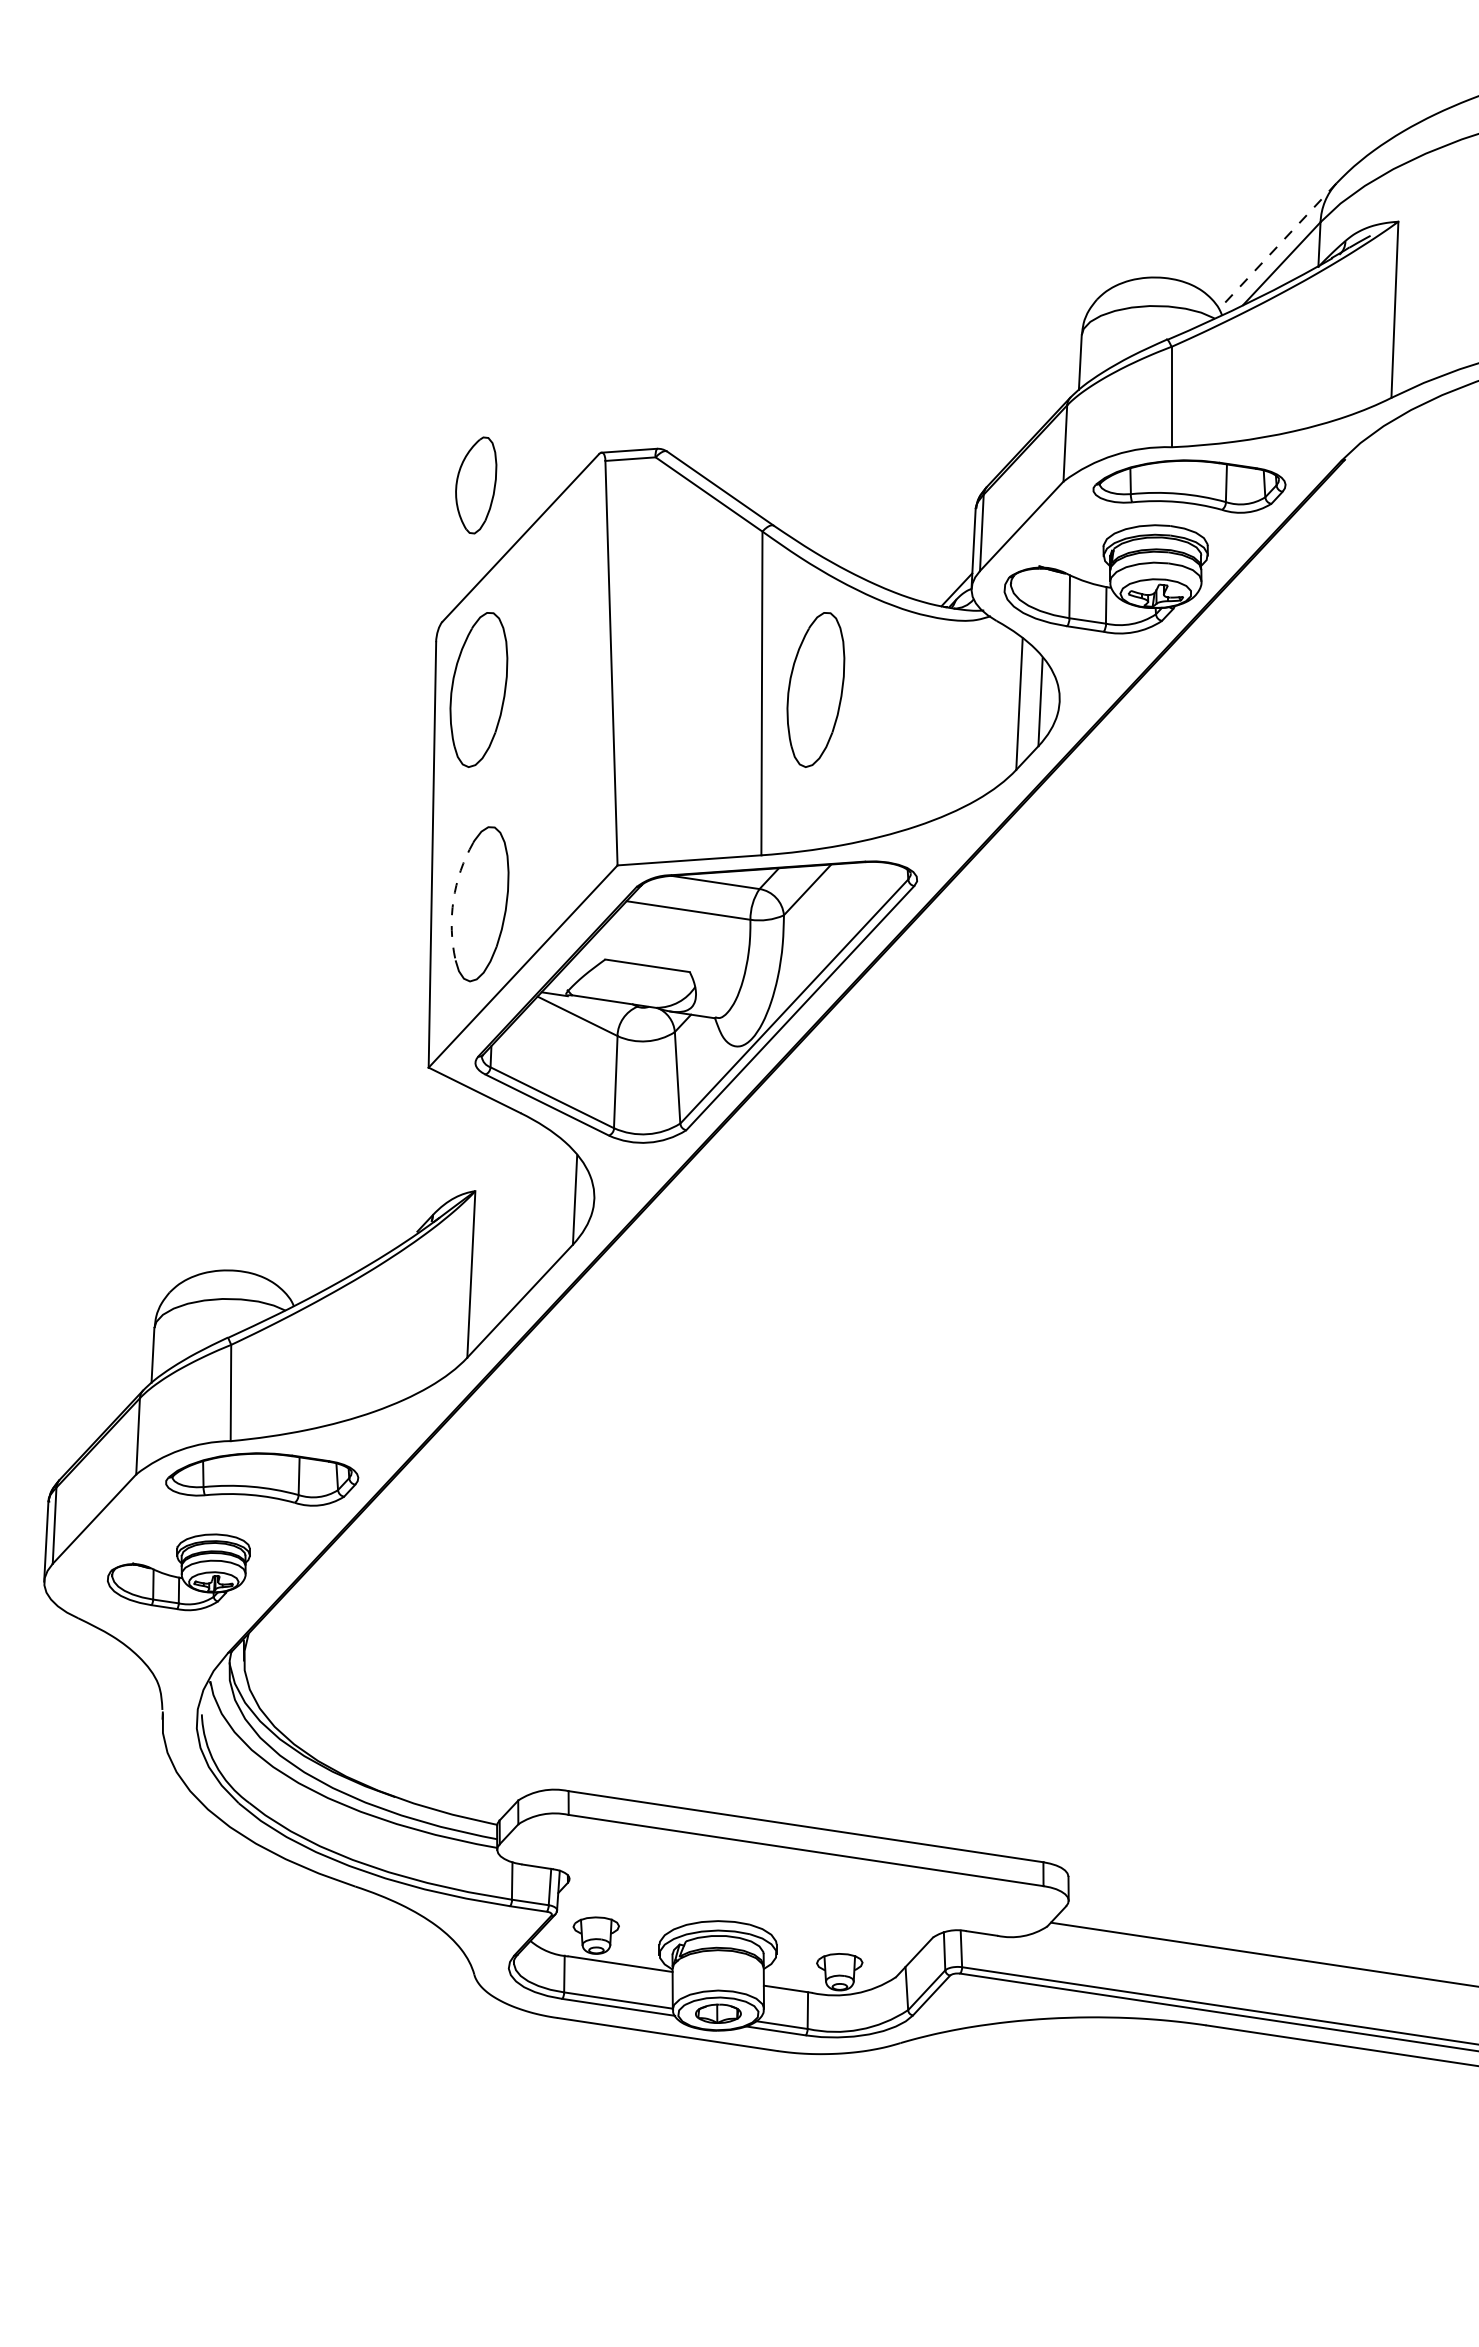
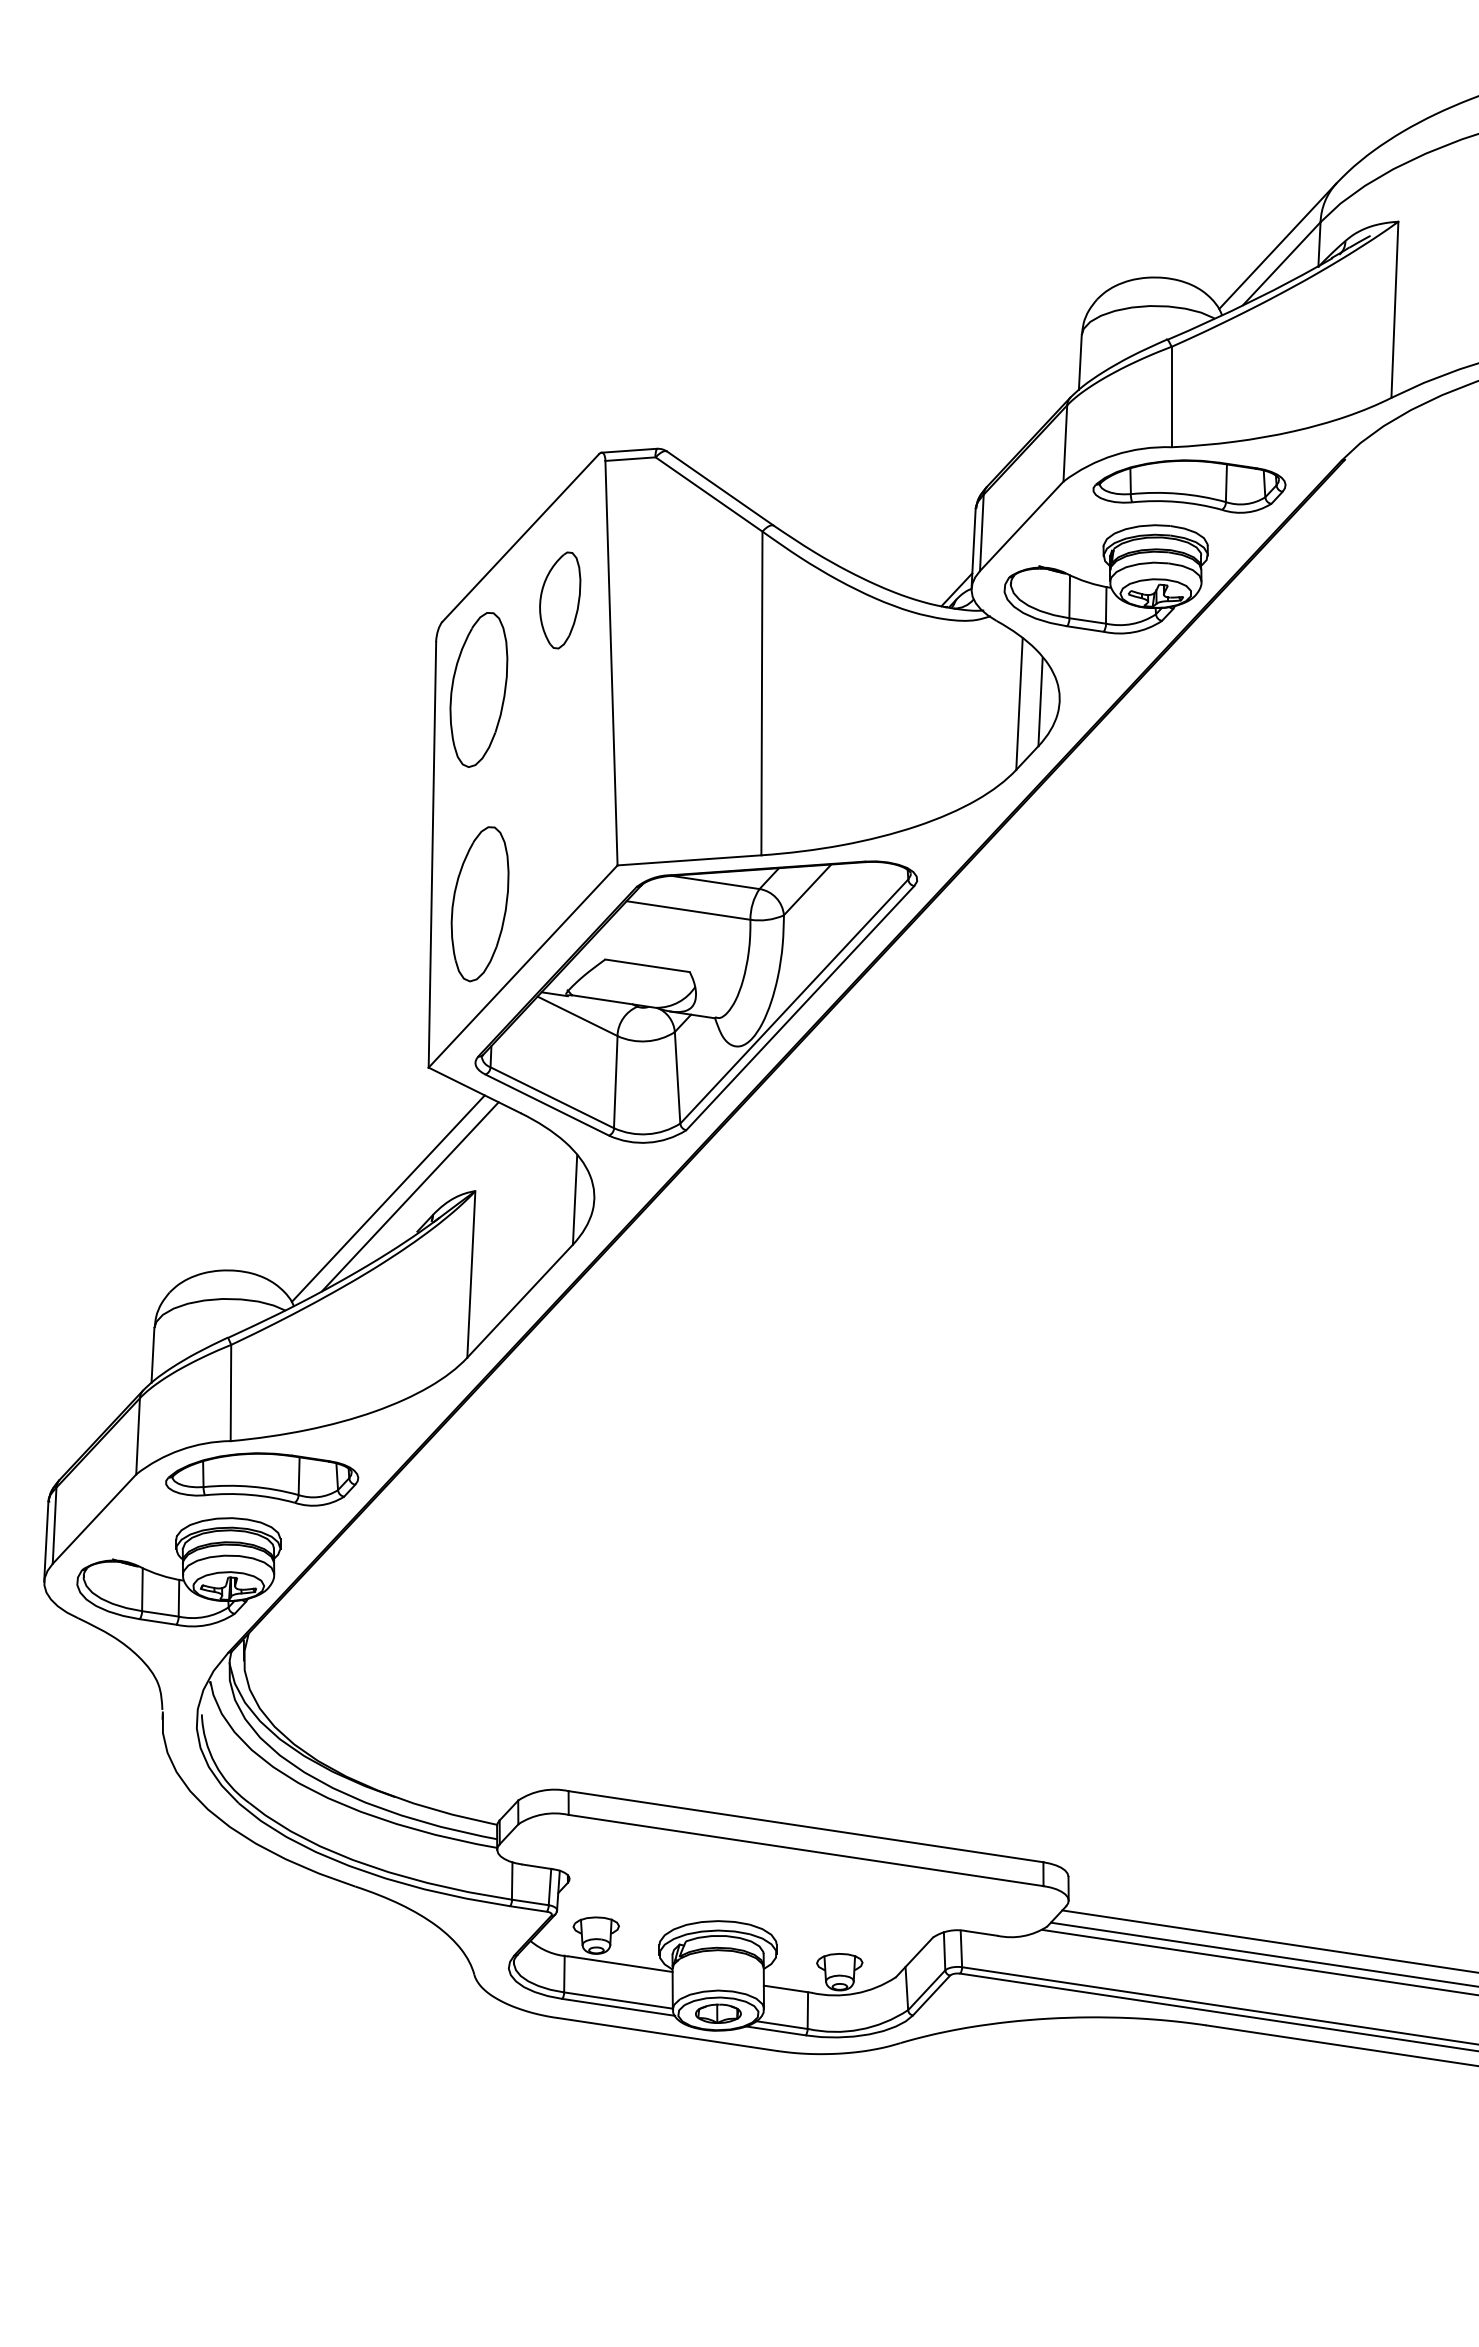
line: dashed -> solid (1277, 246)
part position: (476, 485) -> (560, 600) (560, 600)
part: present -> none (815, 689)
arc: dashed -> solid (453, 900)
line: none -> present (410, 1196)
line: none -> present (387, 1198)
part size: 144x79 px -> 206x111 px (178, 1572)
line: none -> present (1268, 1941)
line: none -> present (1258, 1961)
